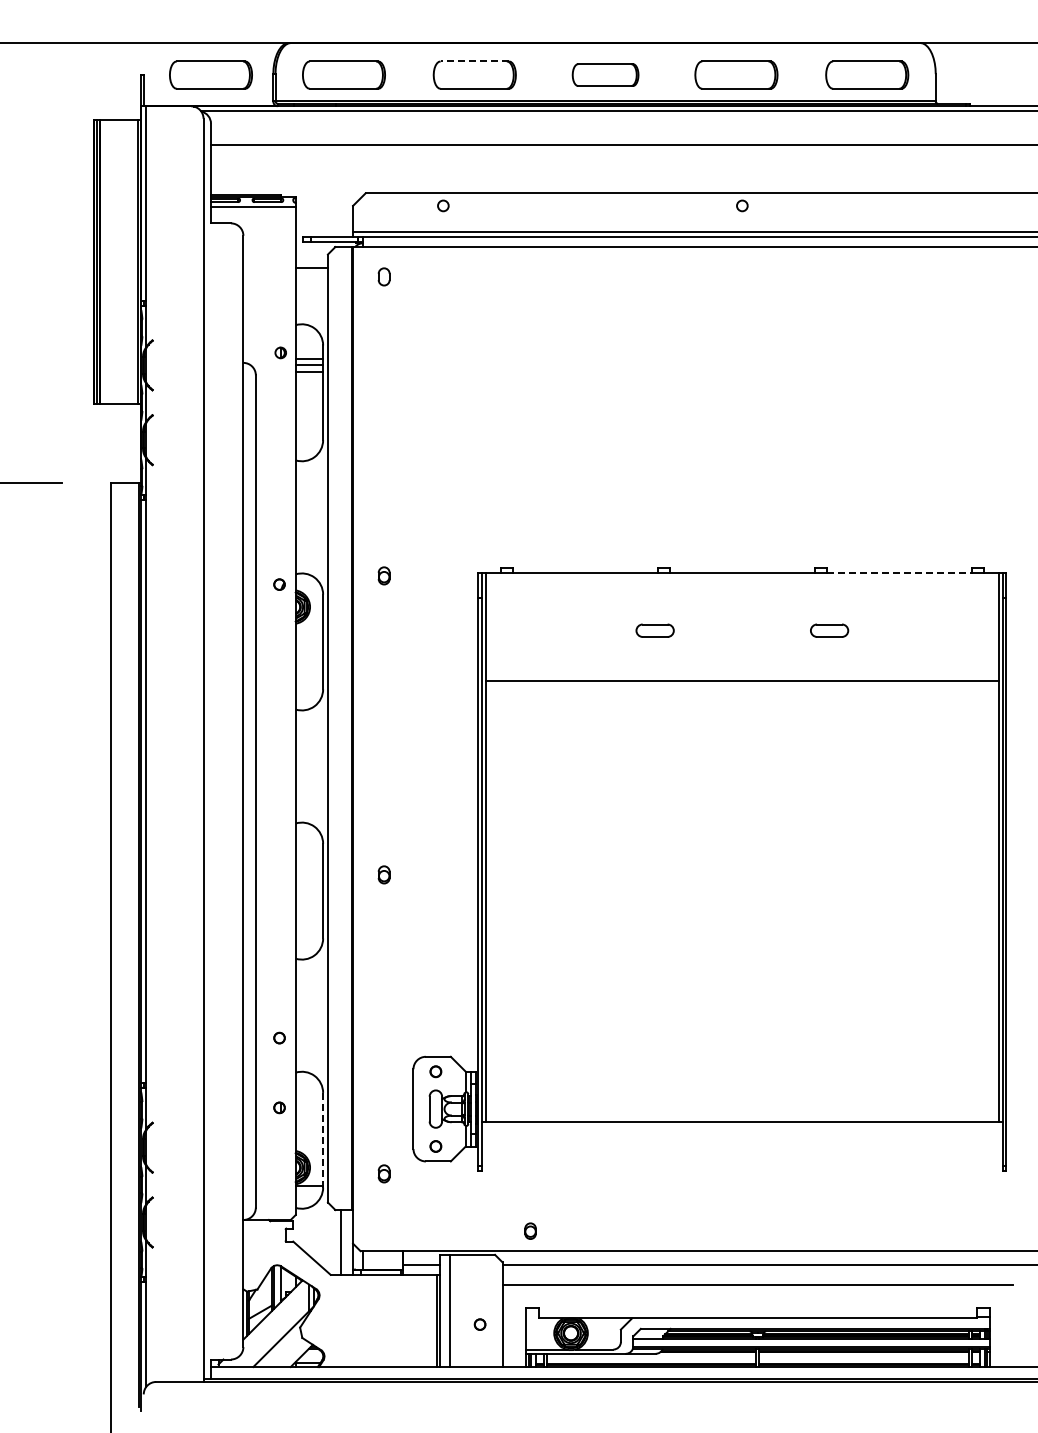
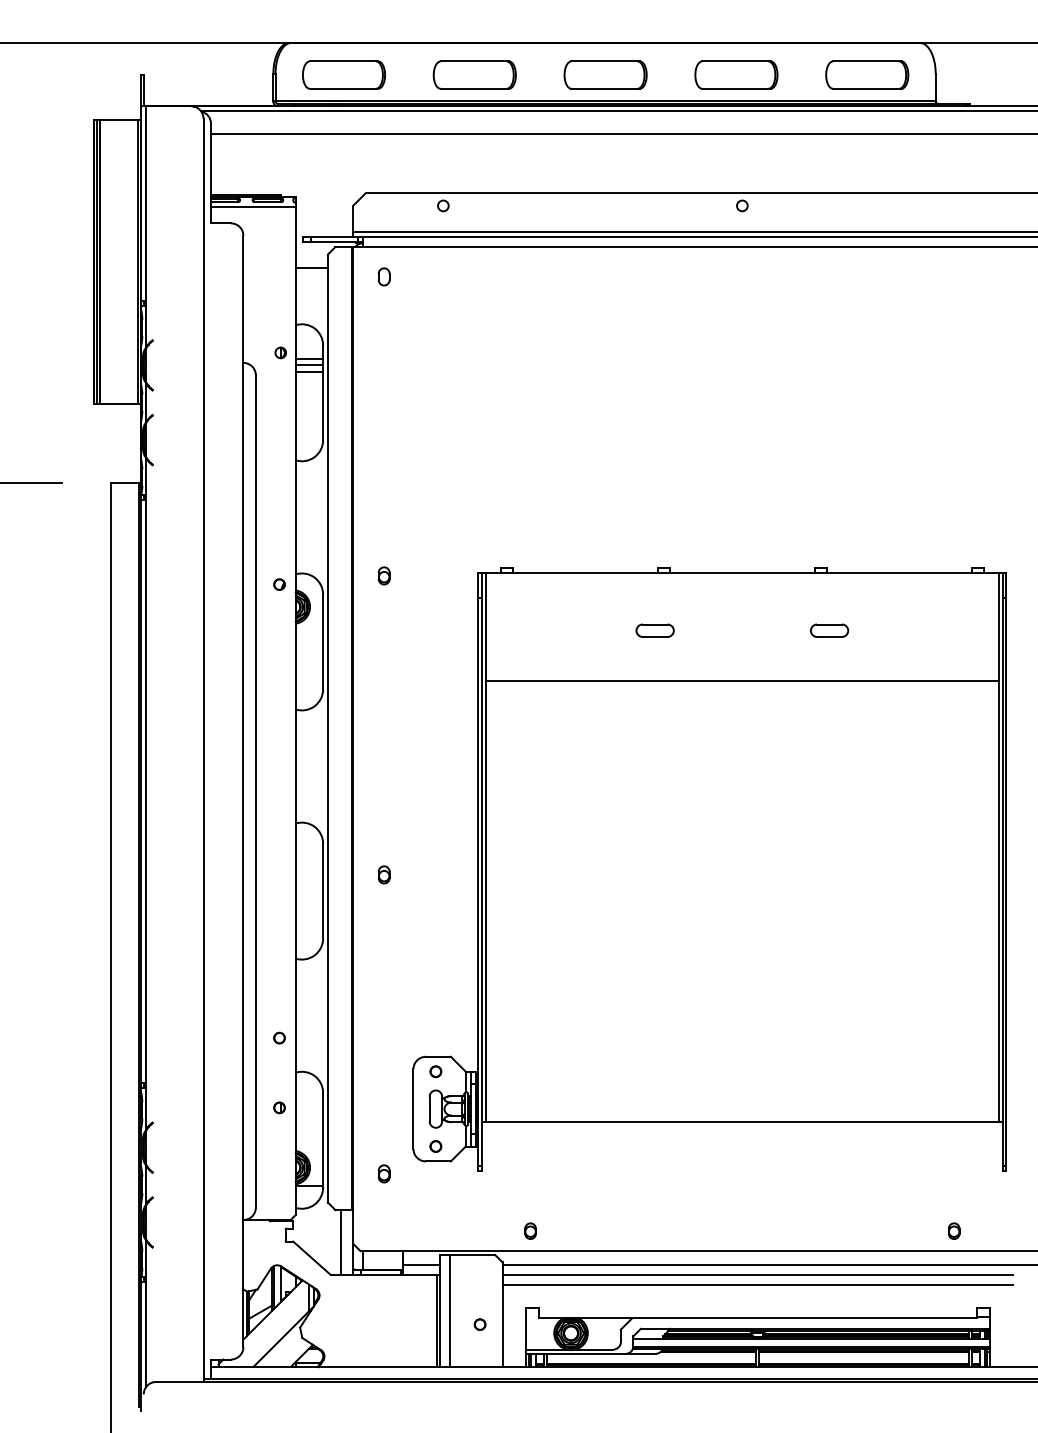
line: dashed -> solid (474, 61)
part: present -> none (210, 74)
part size: 69x24 px -> 85x30 px (605, 74)
line position: (622, 144) -> (622, 133) (622, 133)
line: dashed -> solid (899, 573)
line: dashed -> solid (323, 1139)
part: none -> present (954, 1230)
line: none -> present (757, 1274)
